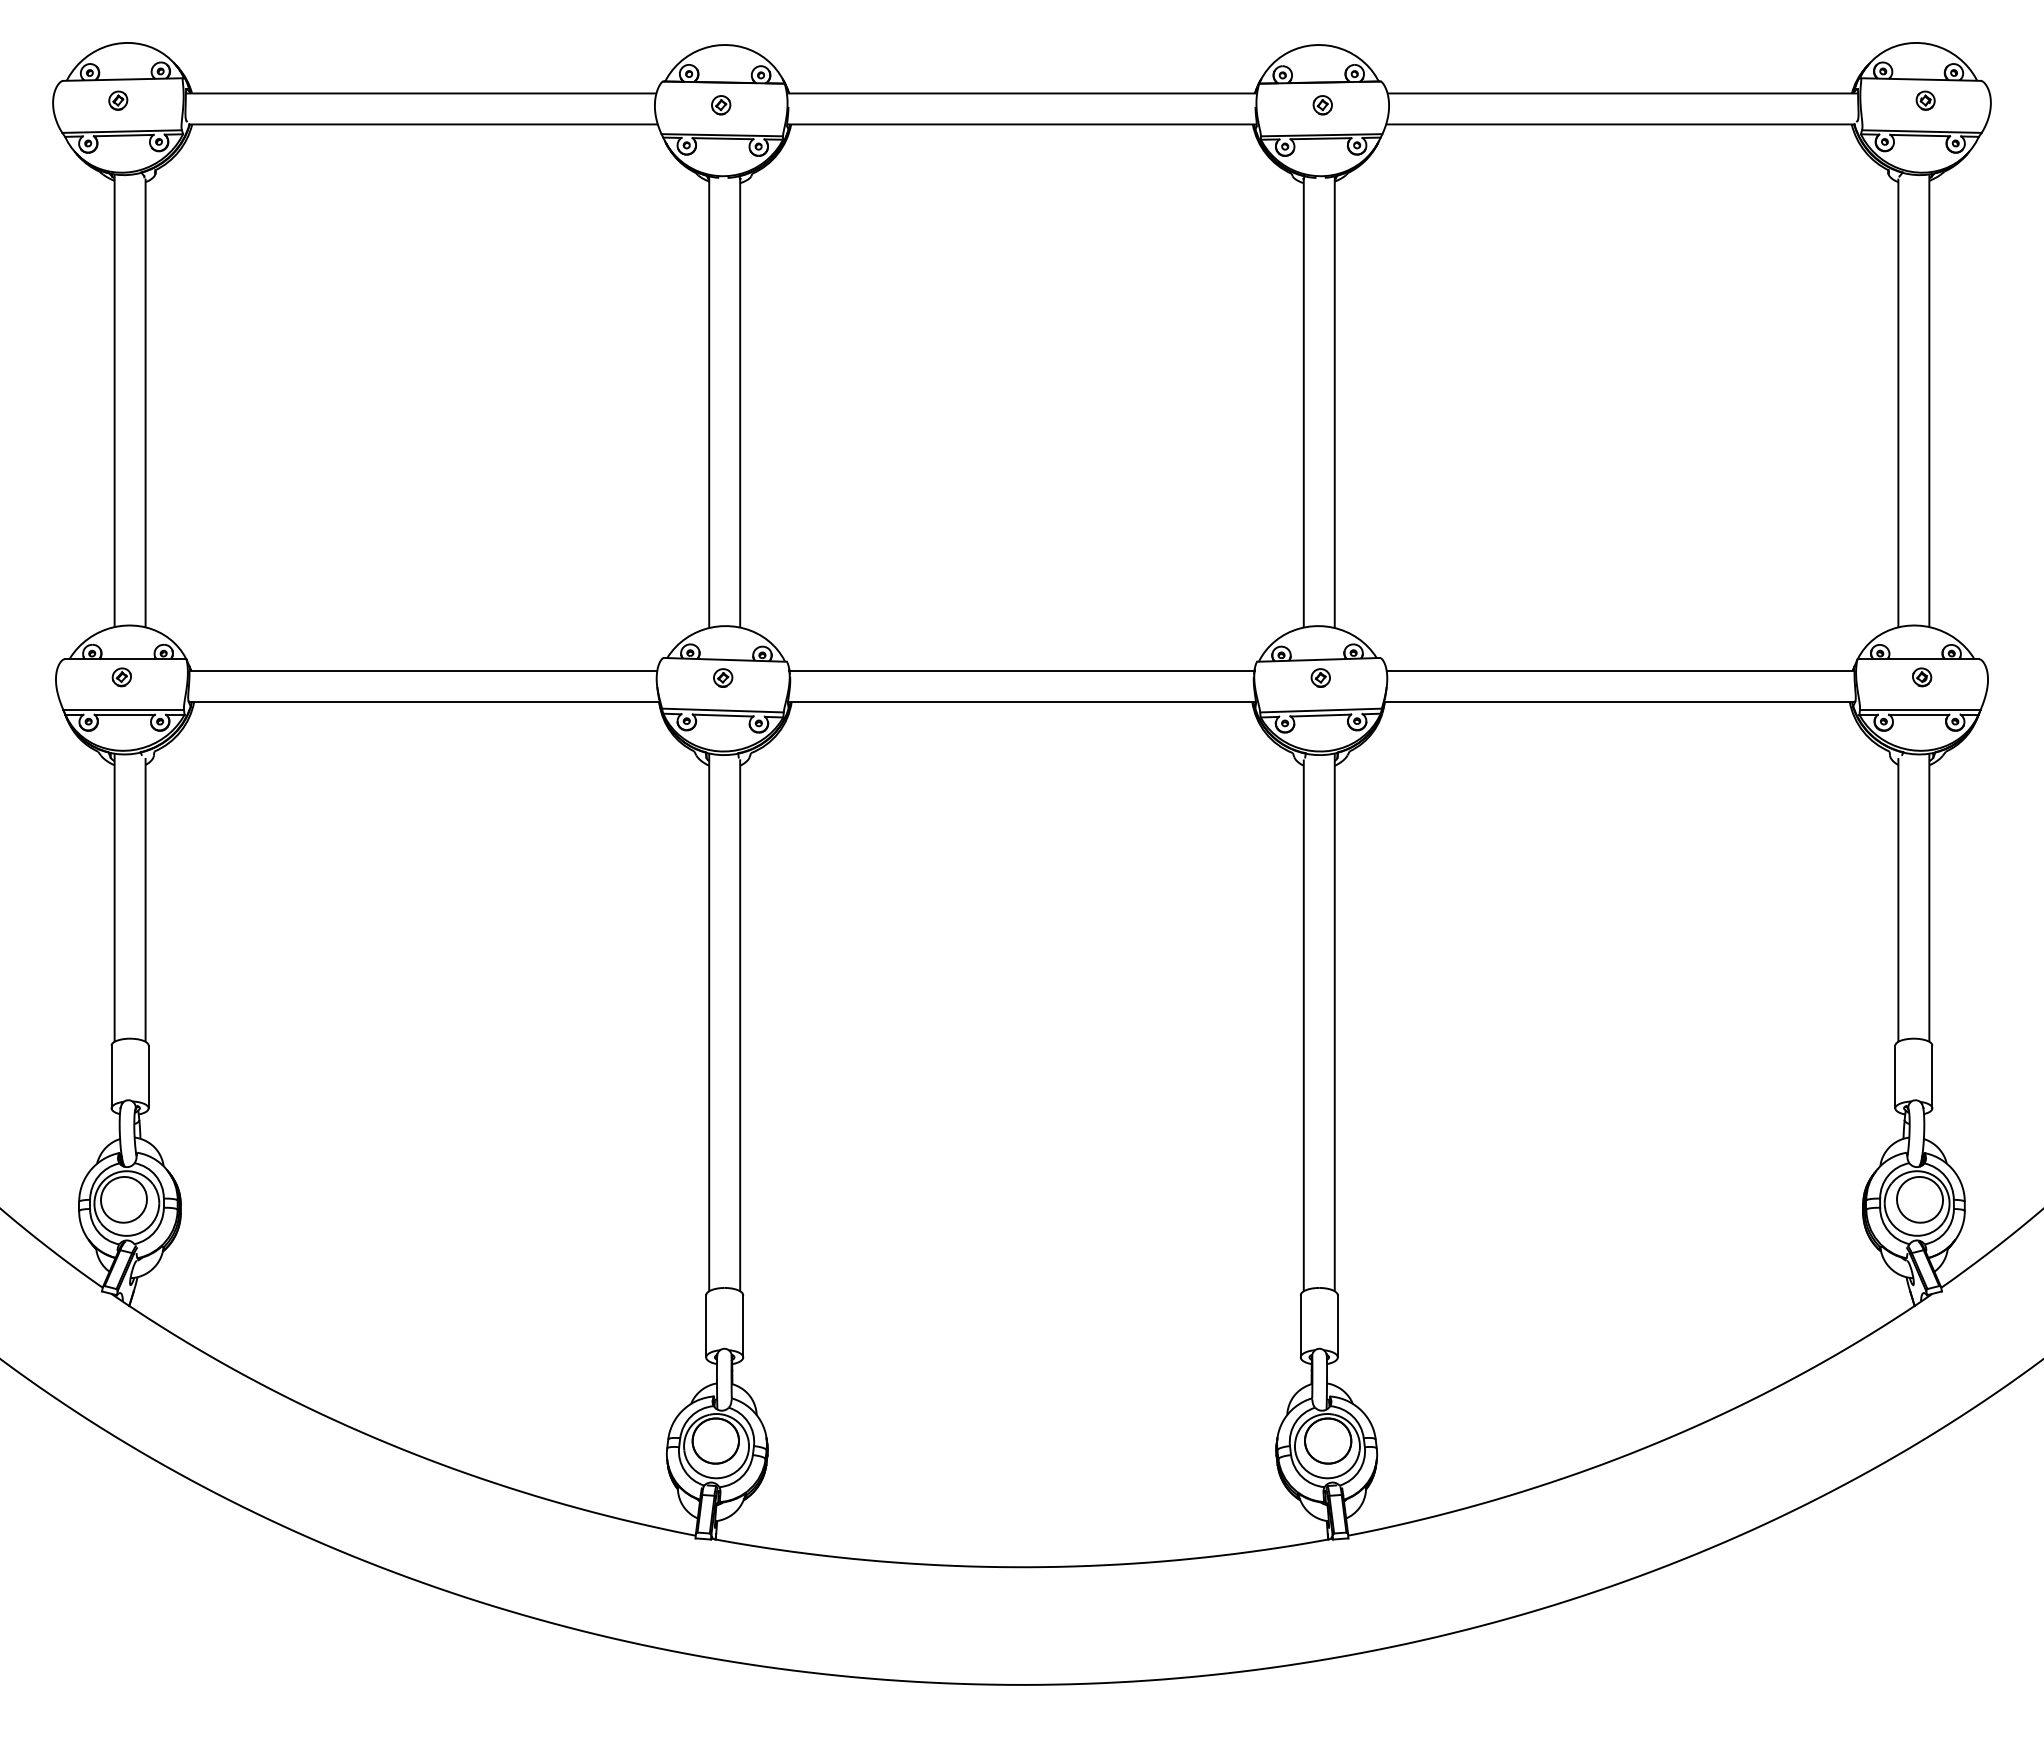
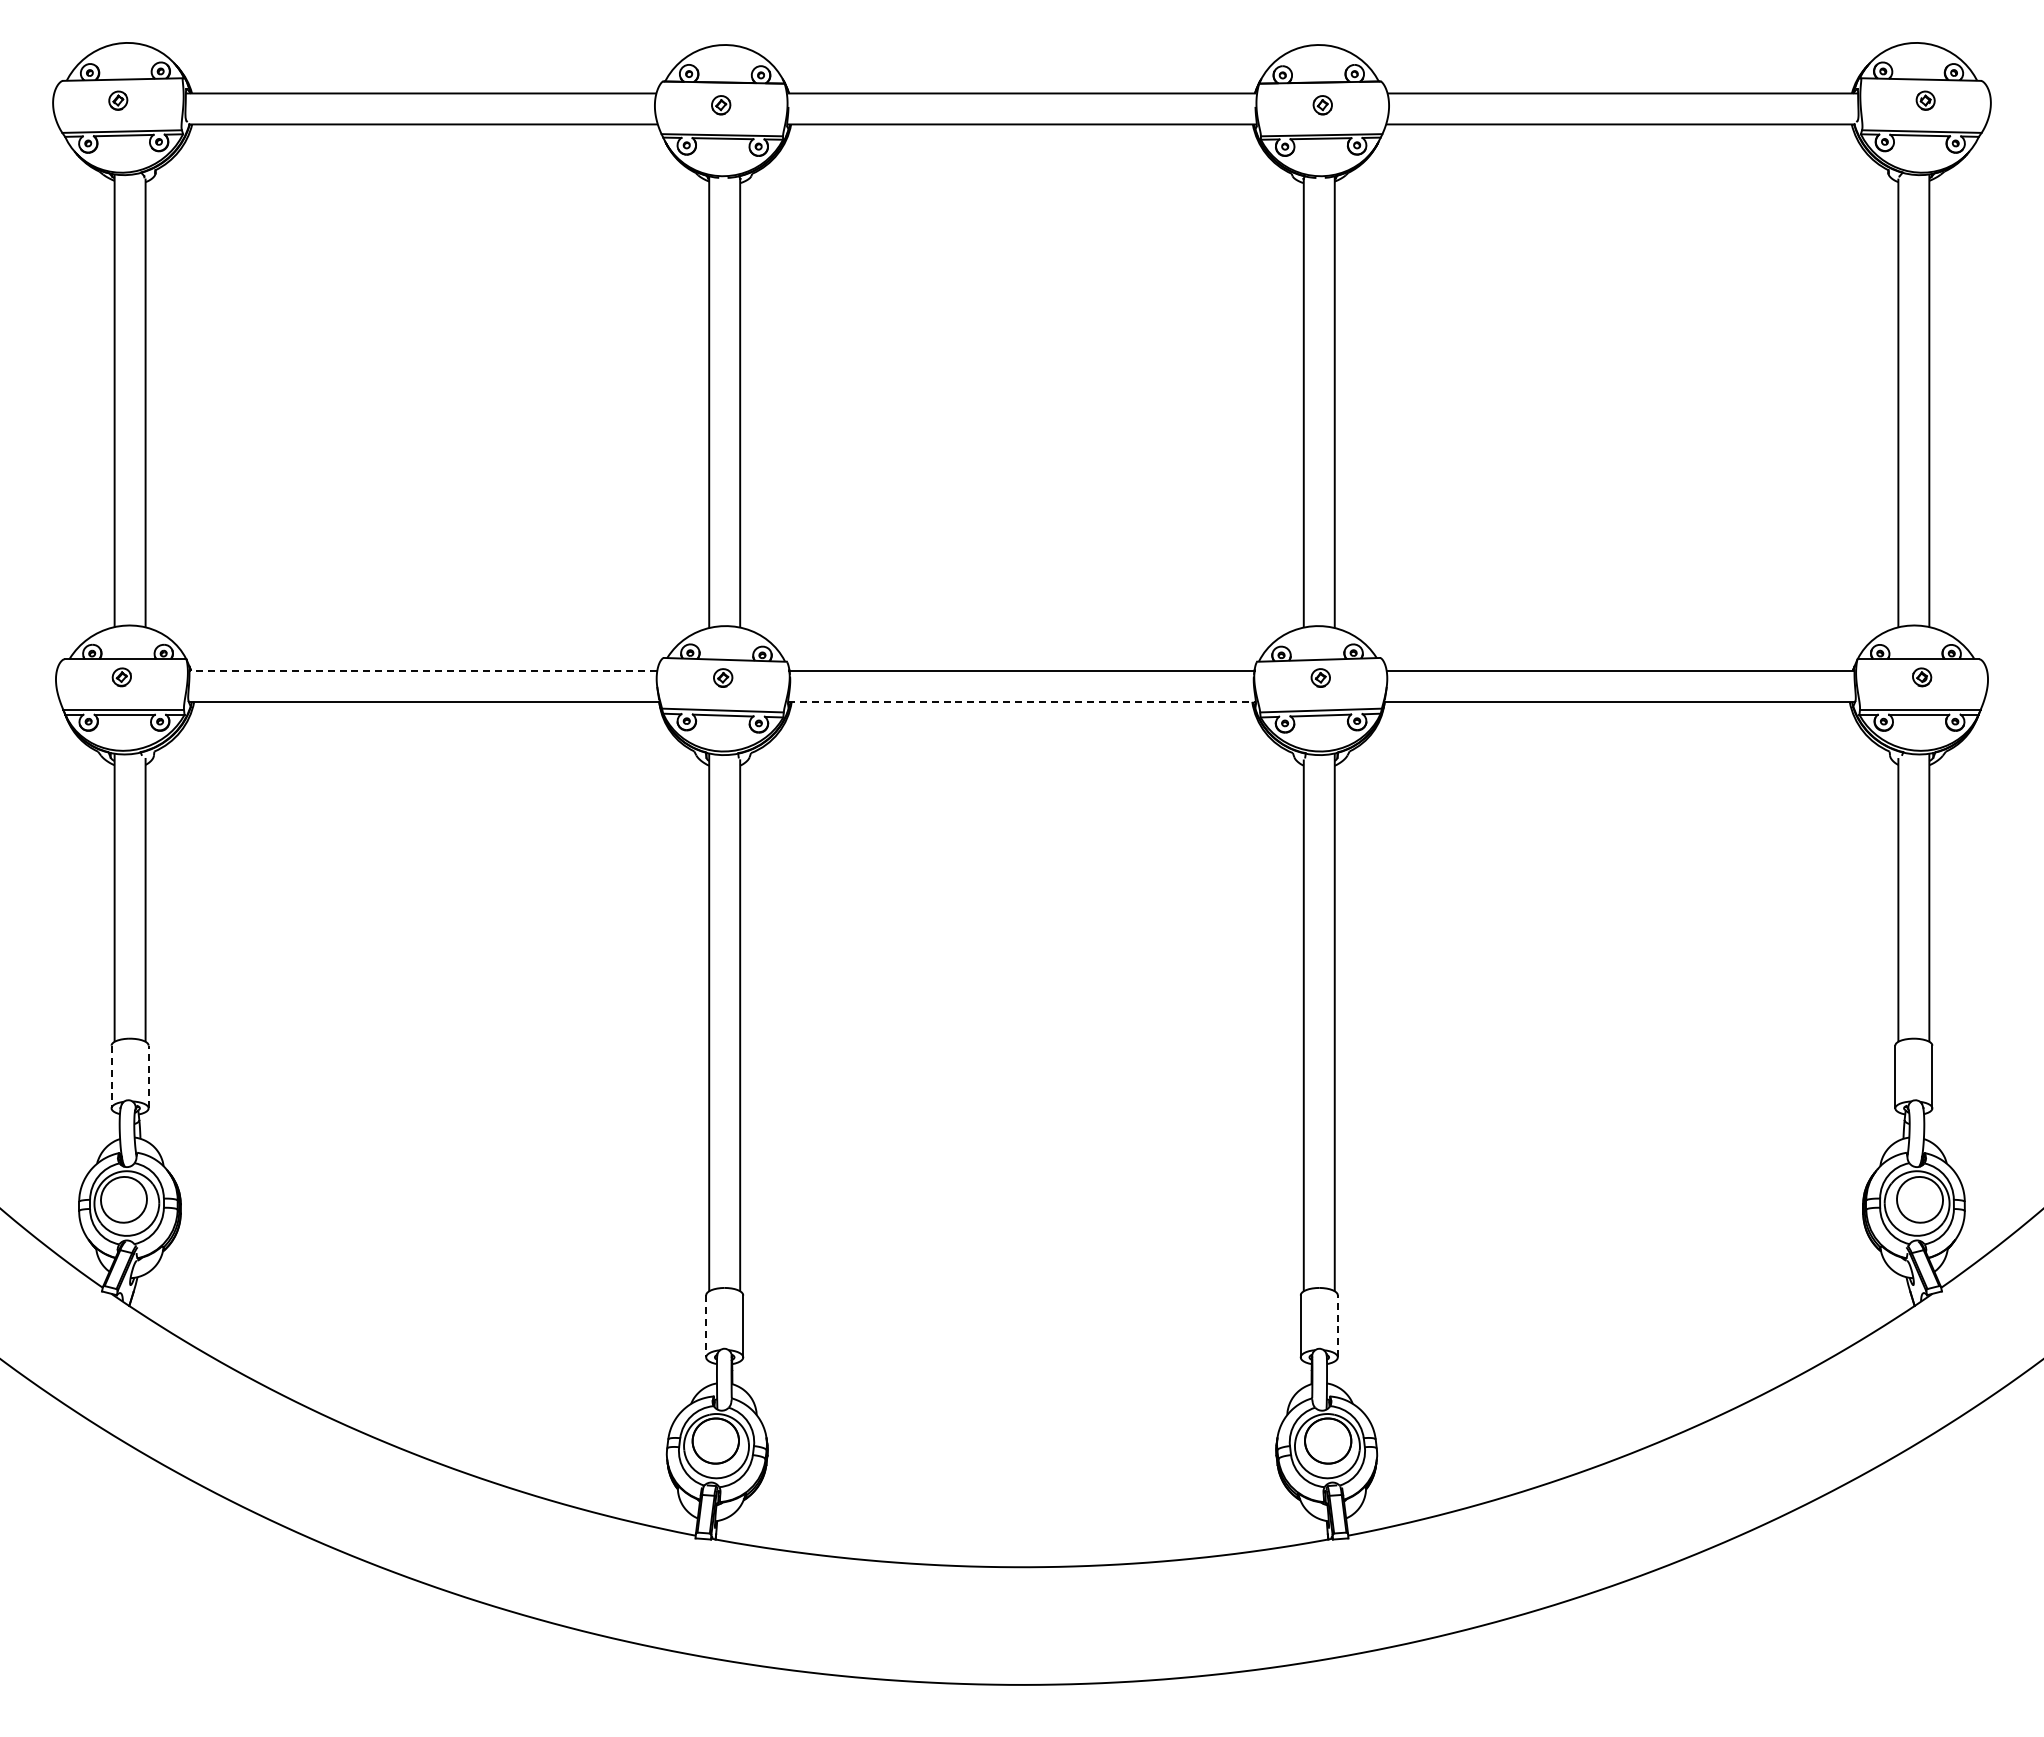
line: solid -> dashed (423, 670)
line: solid -> dashed (1021, 701)
line: solid -> dashed (148, 1076)
line: solid -> dashed (111, 1077)
line: solid -> dashed (1337, 1325)
line: solid -> dashed (706, 1326)
